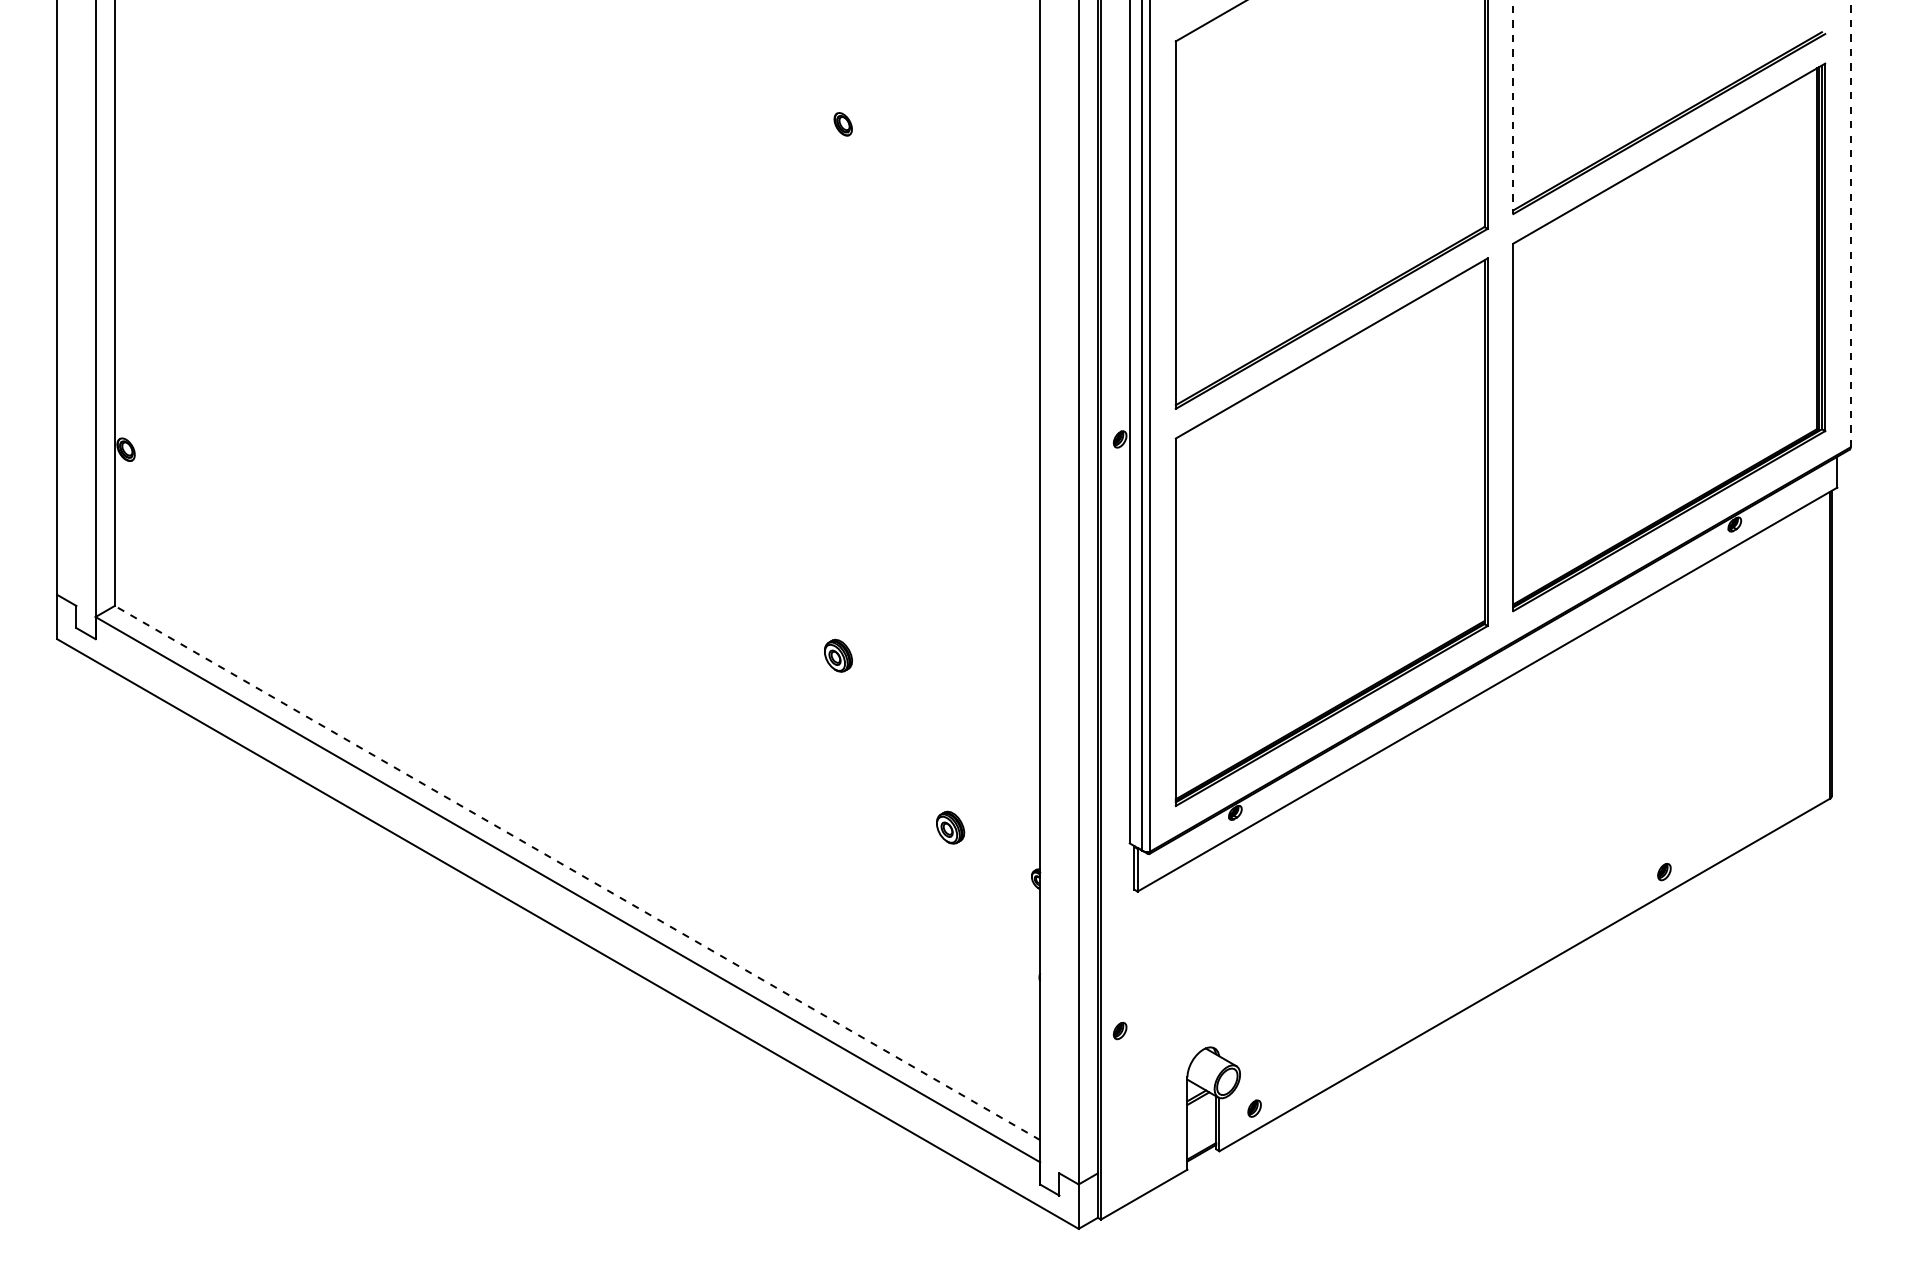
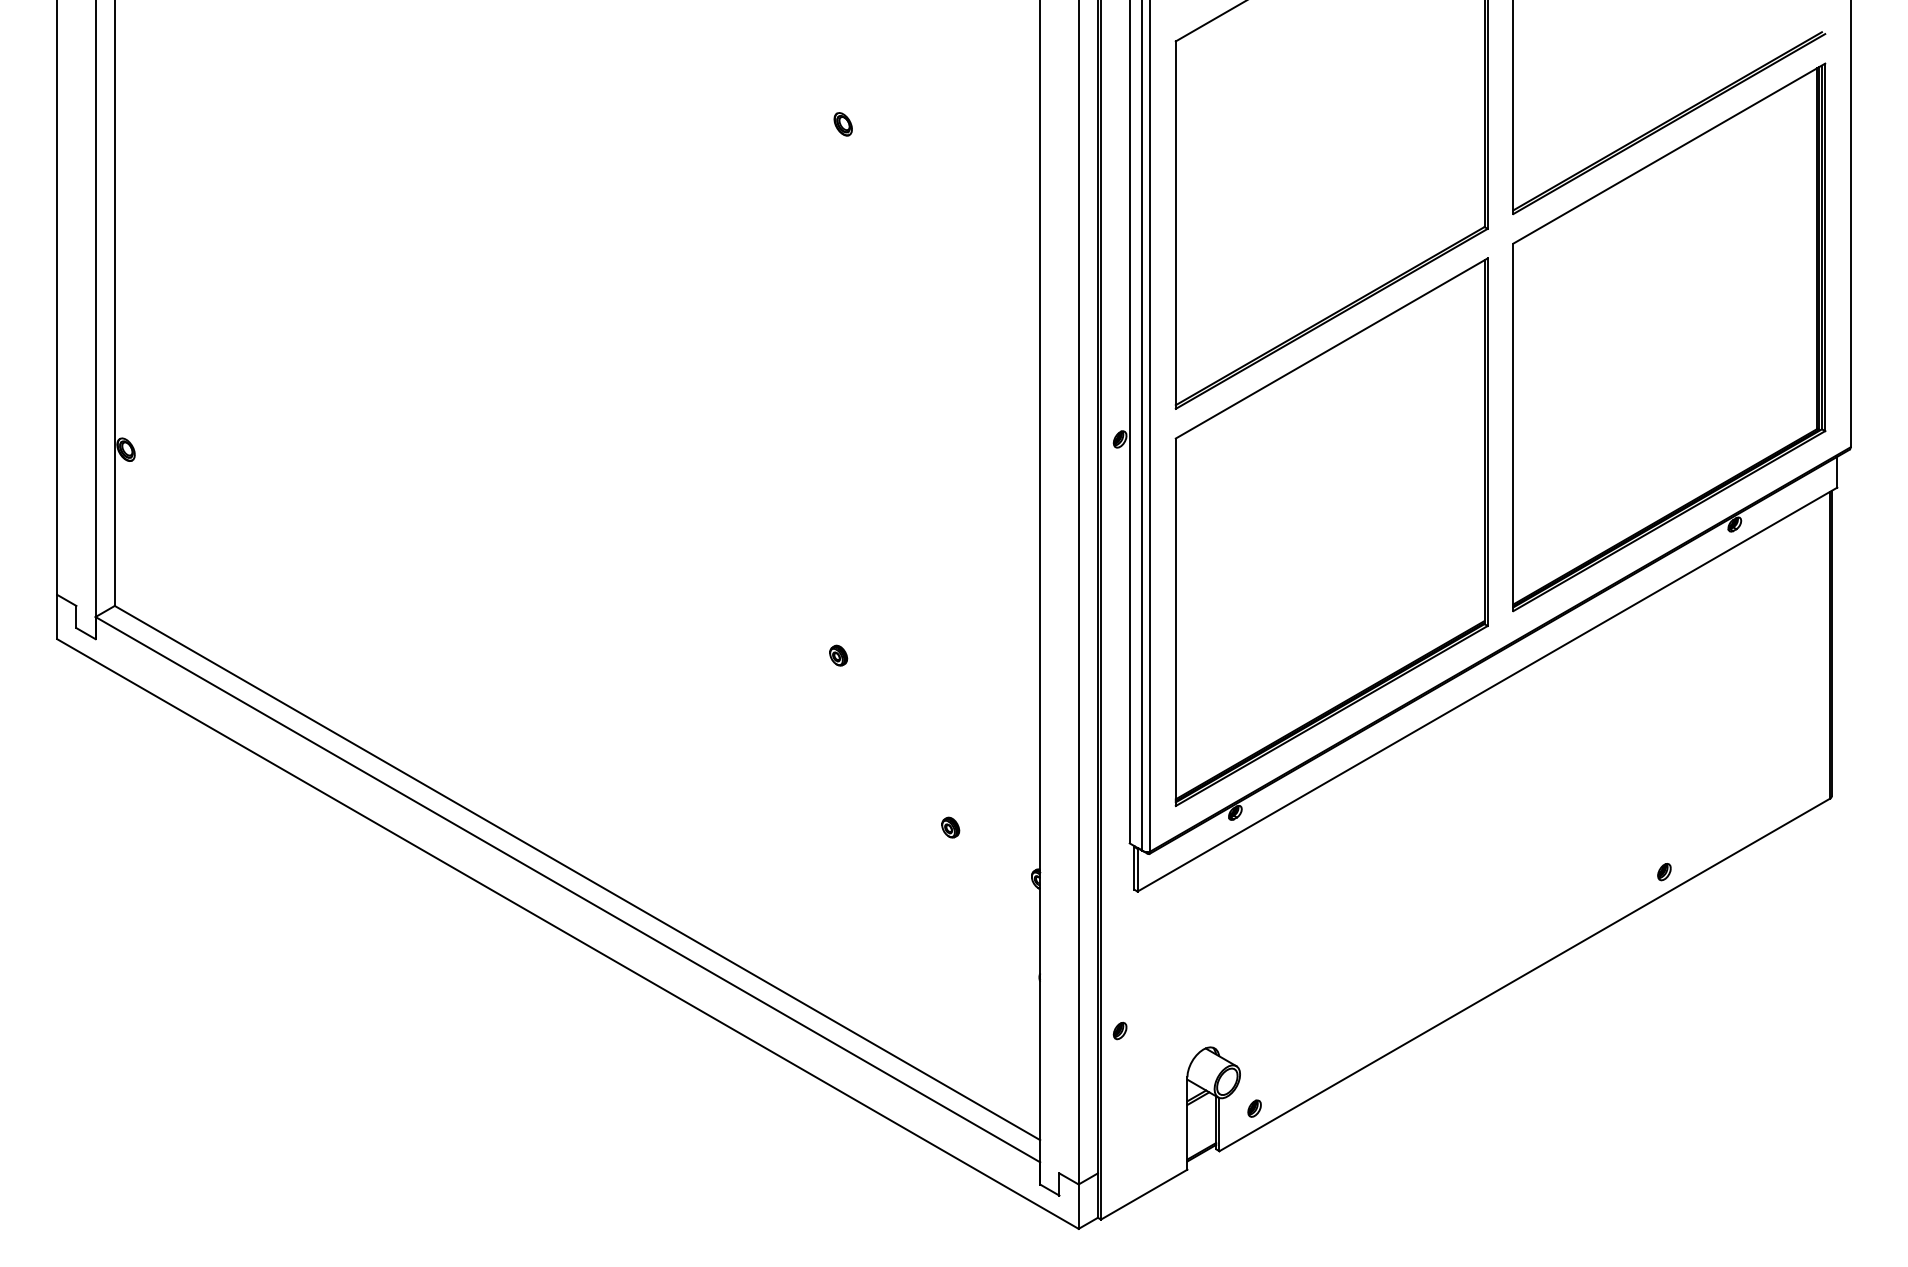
line: dashed -> solid (1513, 107)
line: dashed -> solid (1850, 223)
part size: 29x35 px -> 20x23 px (838, 655)
part size: 30x35 px -> 20x23 px (950, 827)
line: dashed -> solid (577, 872)
